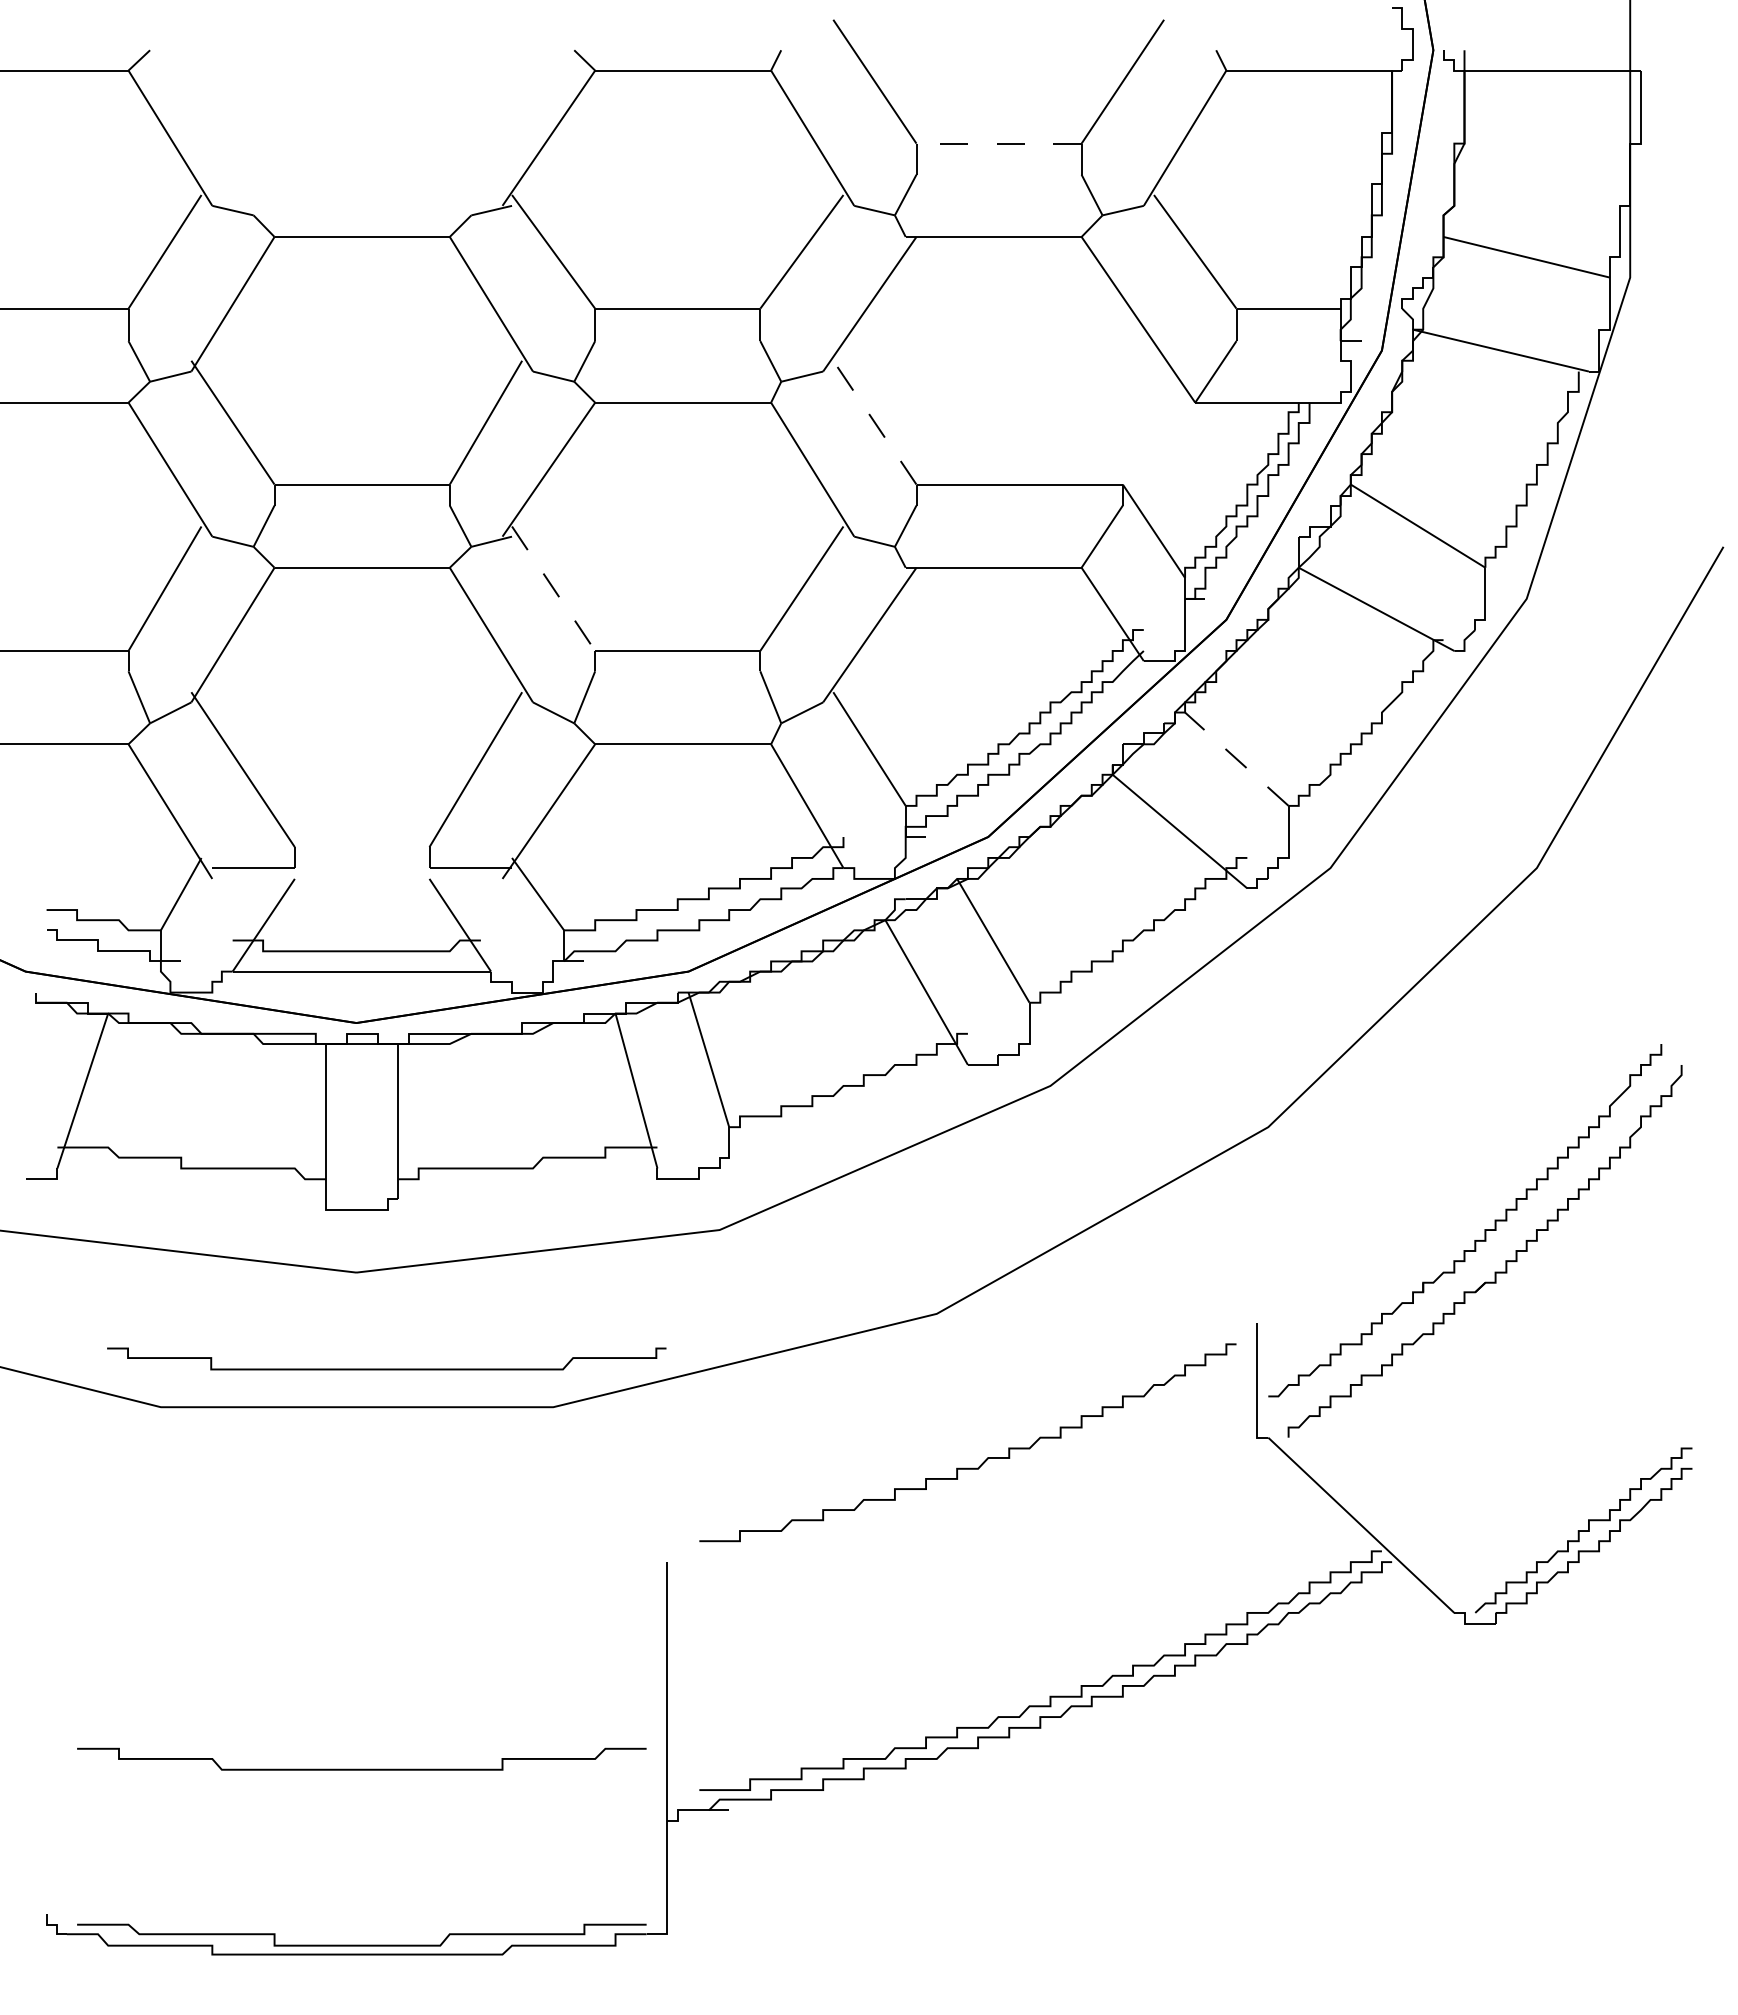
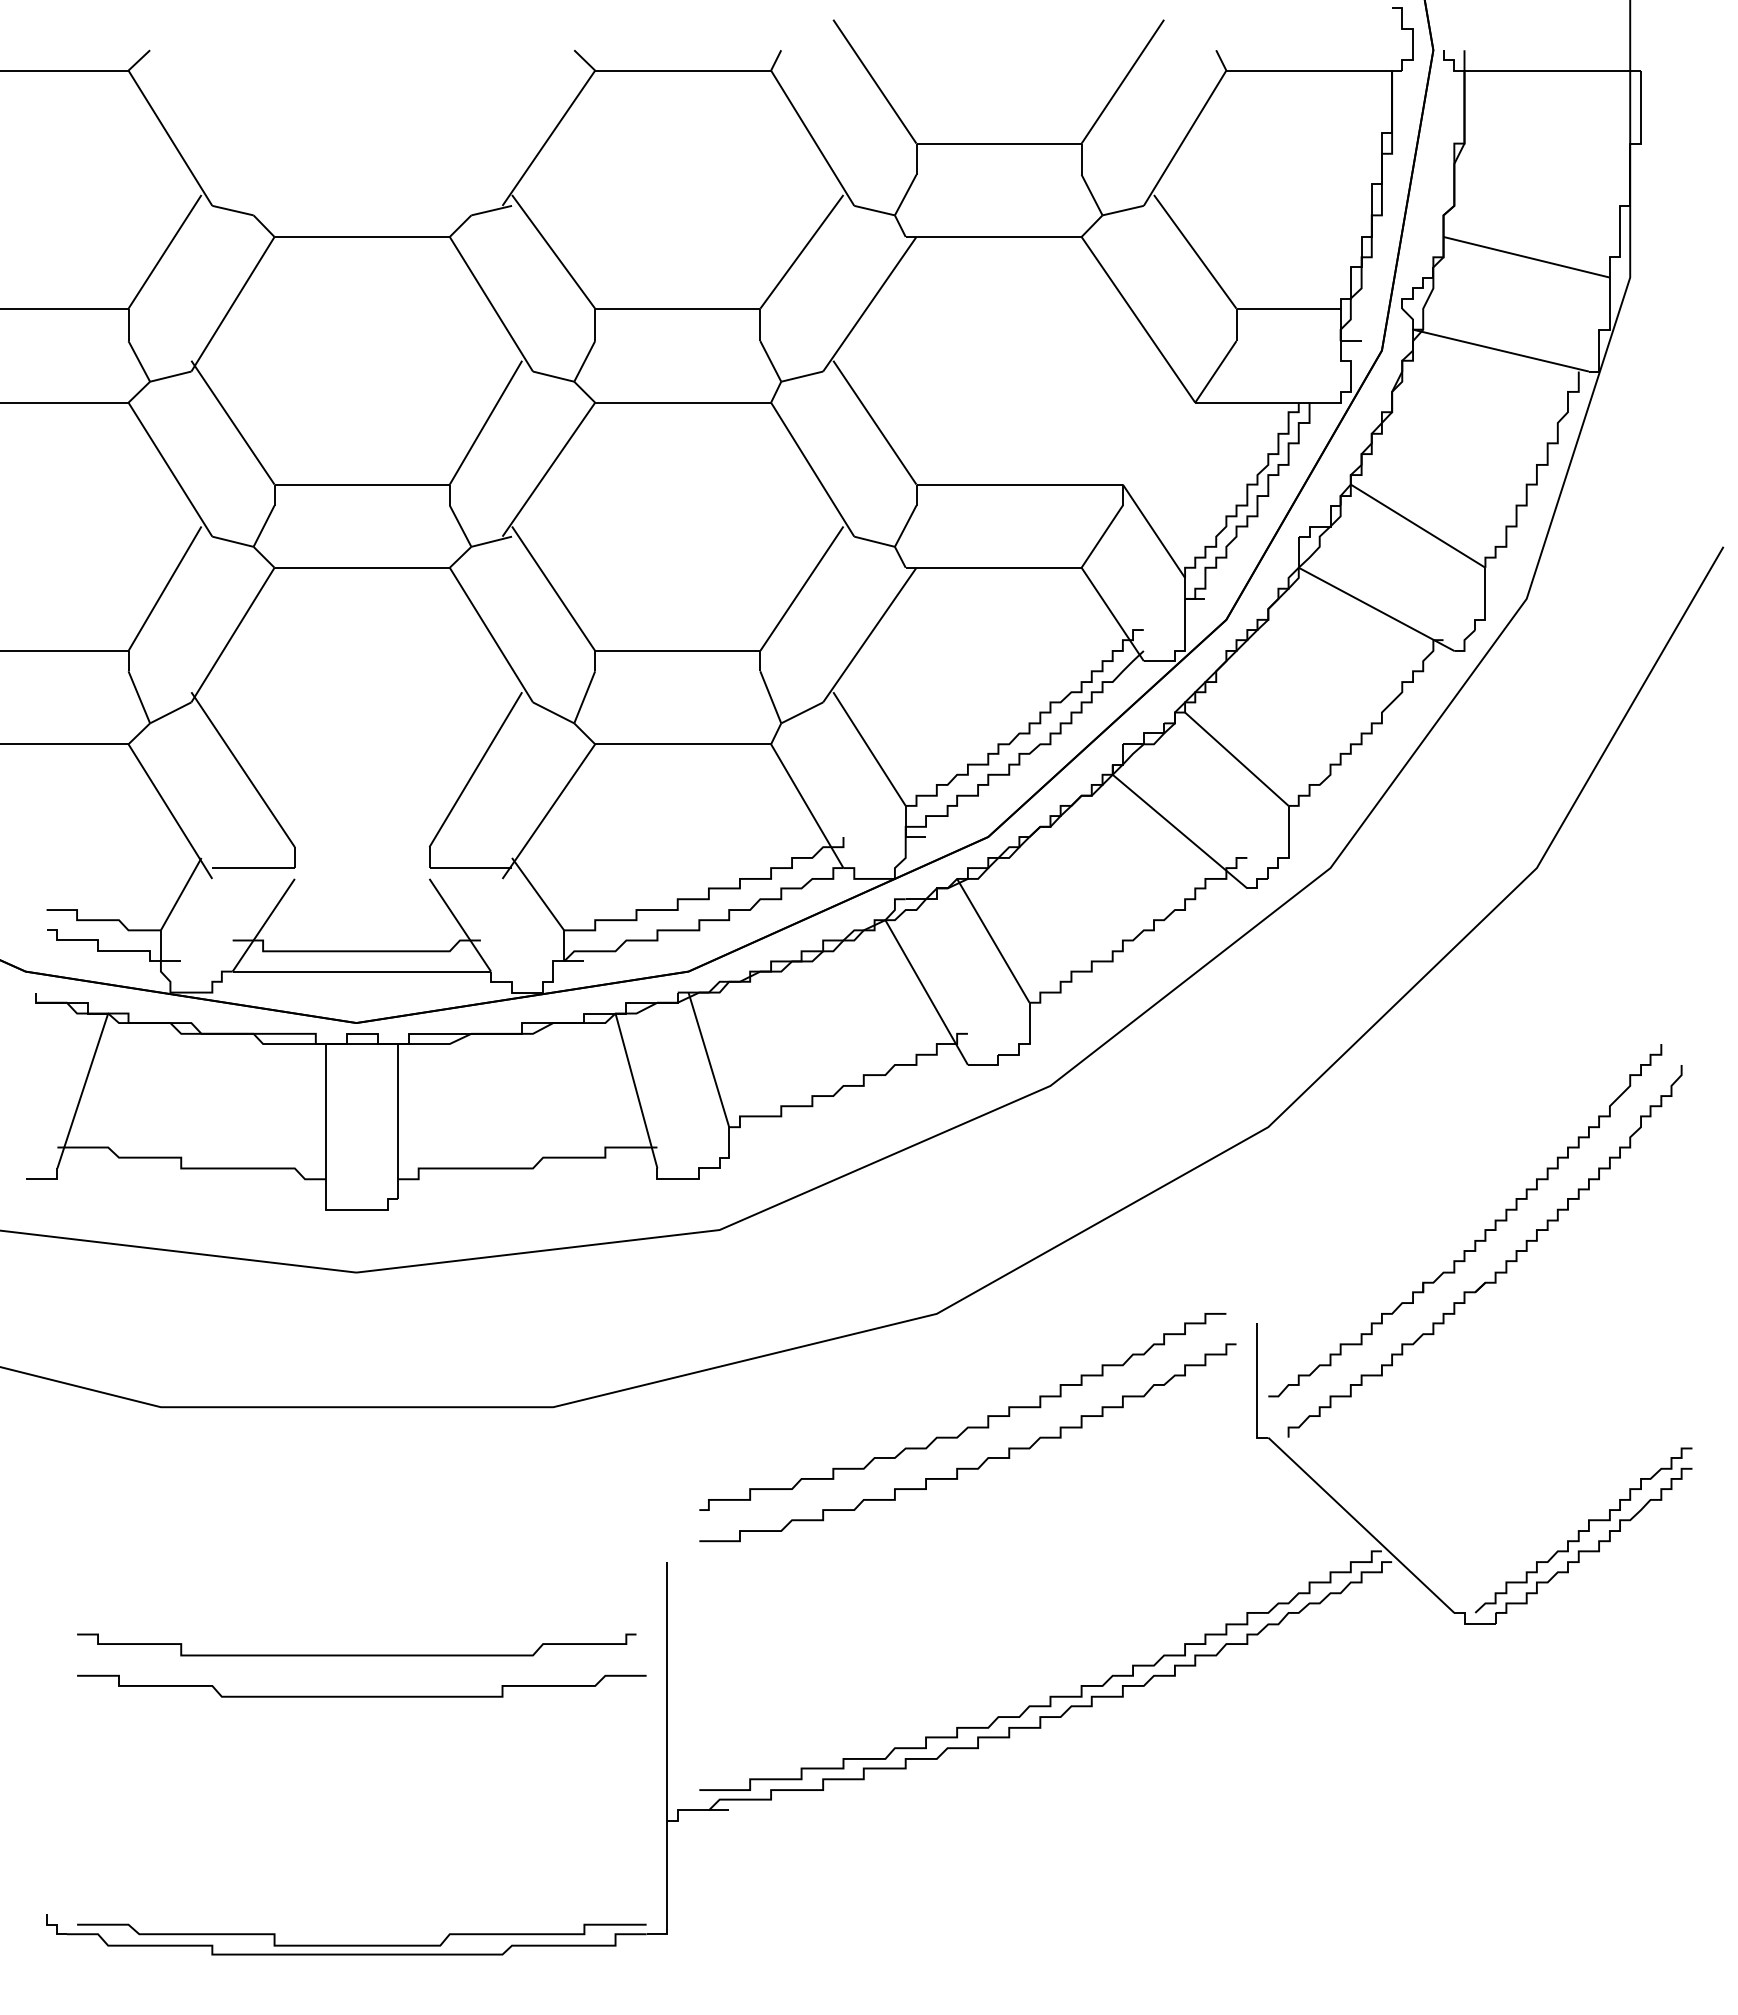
line: dashed -> solid (999, 143)
line: dashed -> solid (874, 422)
line: dashed -> solid (553, 588)
line: dashed -> solid (1236, 759)
curve position: (386, 1368) -> (356, 1654) (356, 1654)
curve: none -> present (967, 1426)
curve position: (361, 1768) -> (361, 1695) (361, 1695)
